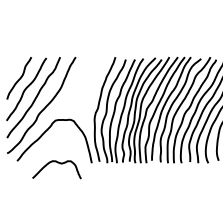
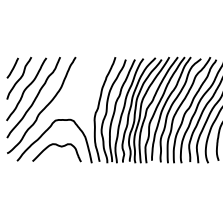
line: none -> present (12, 67)
curve position: (57, 163) -> (57, 146) (57, 146)
